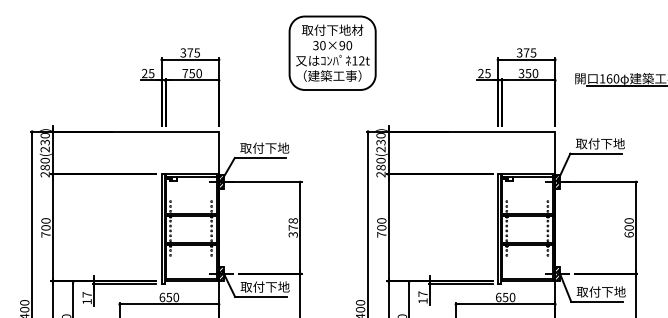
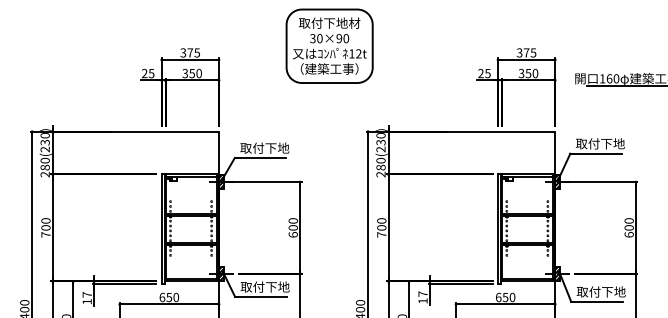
part position: (332, 52) -> (329, 45) (329, 45)
text: 750 -> 350 (185, 73)
text: 378 -> 600 (292, 227)
